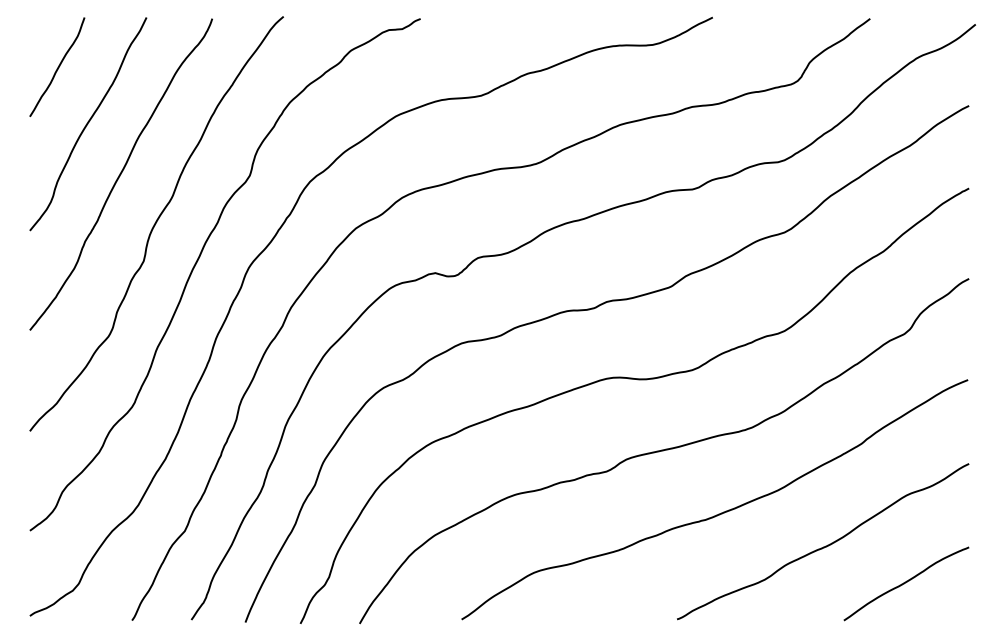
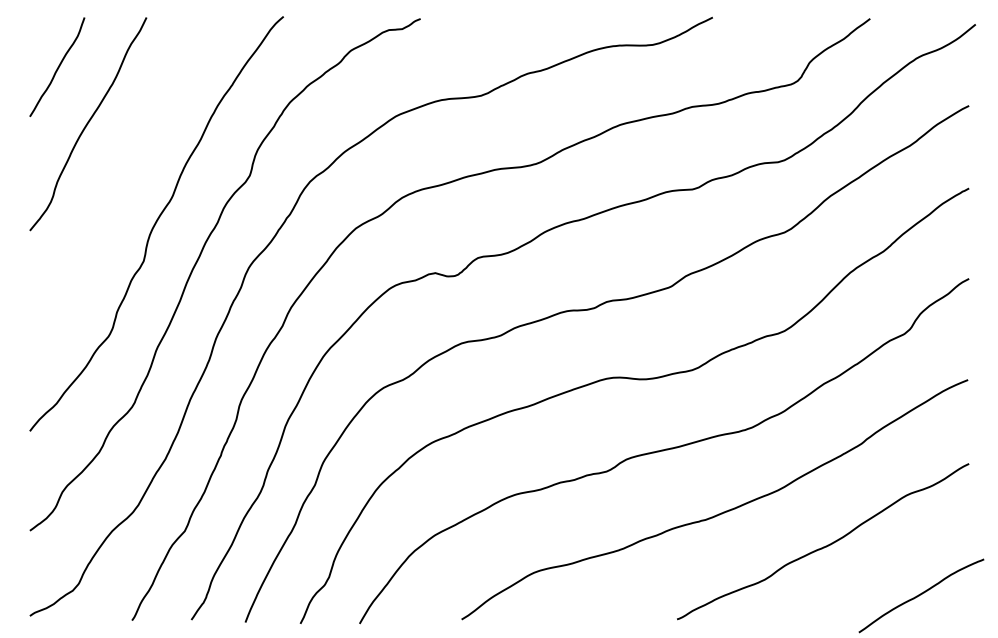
curve: present -> none (120, 174)
curve position: (906, 582) -> (921, 594) (921, 594)
